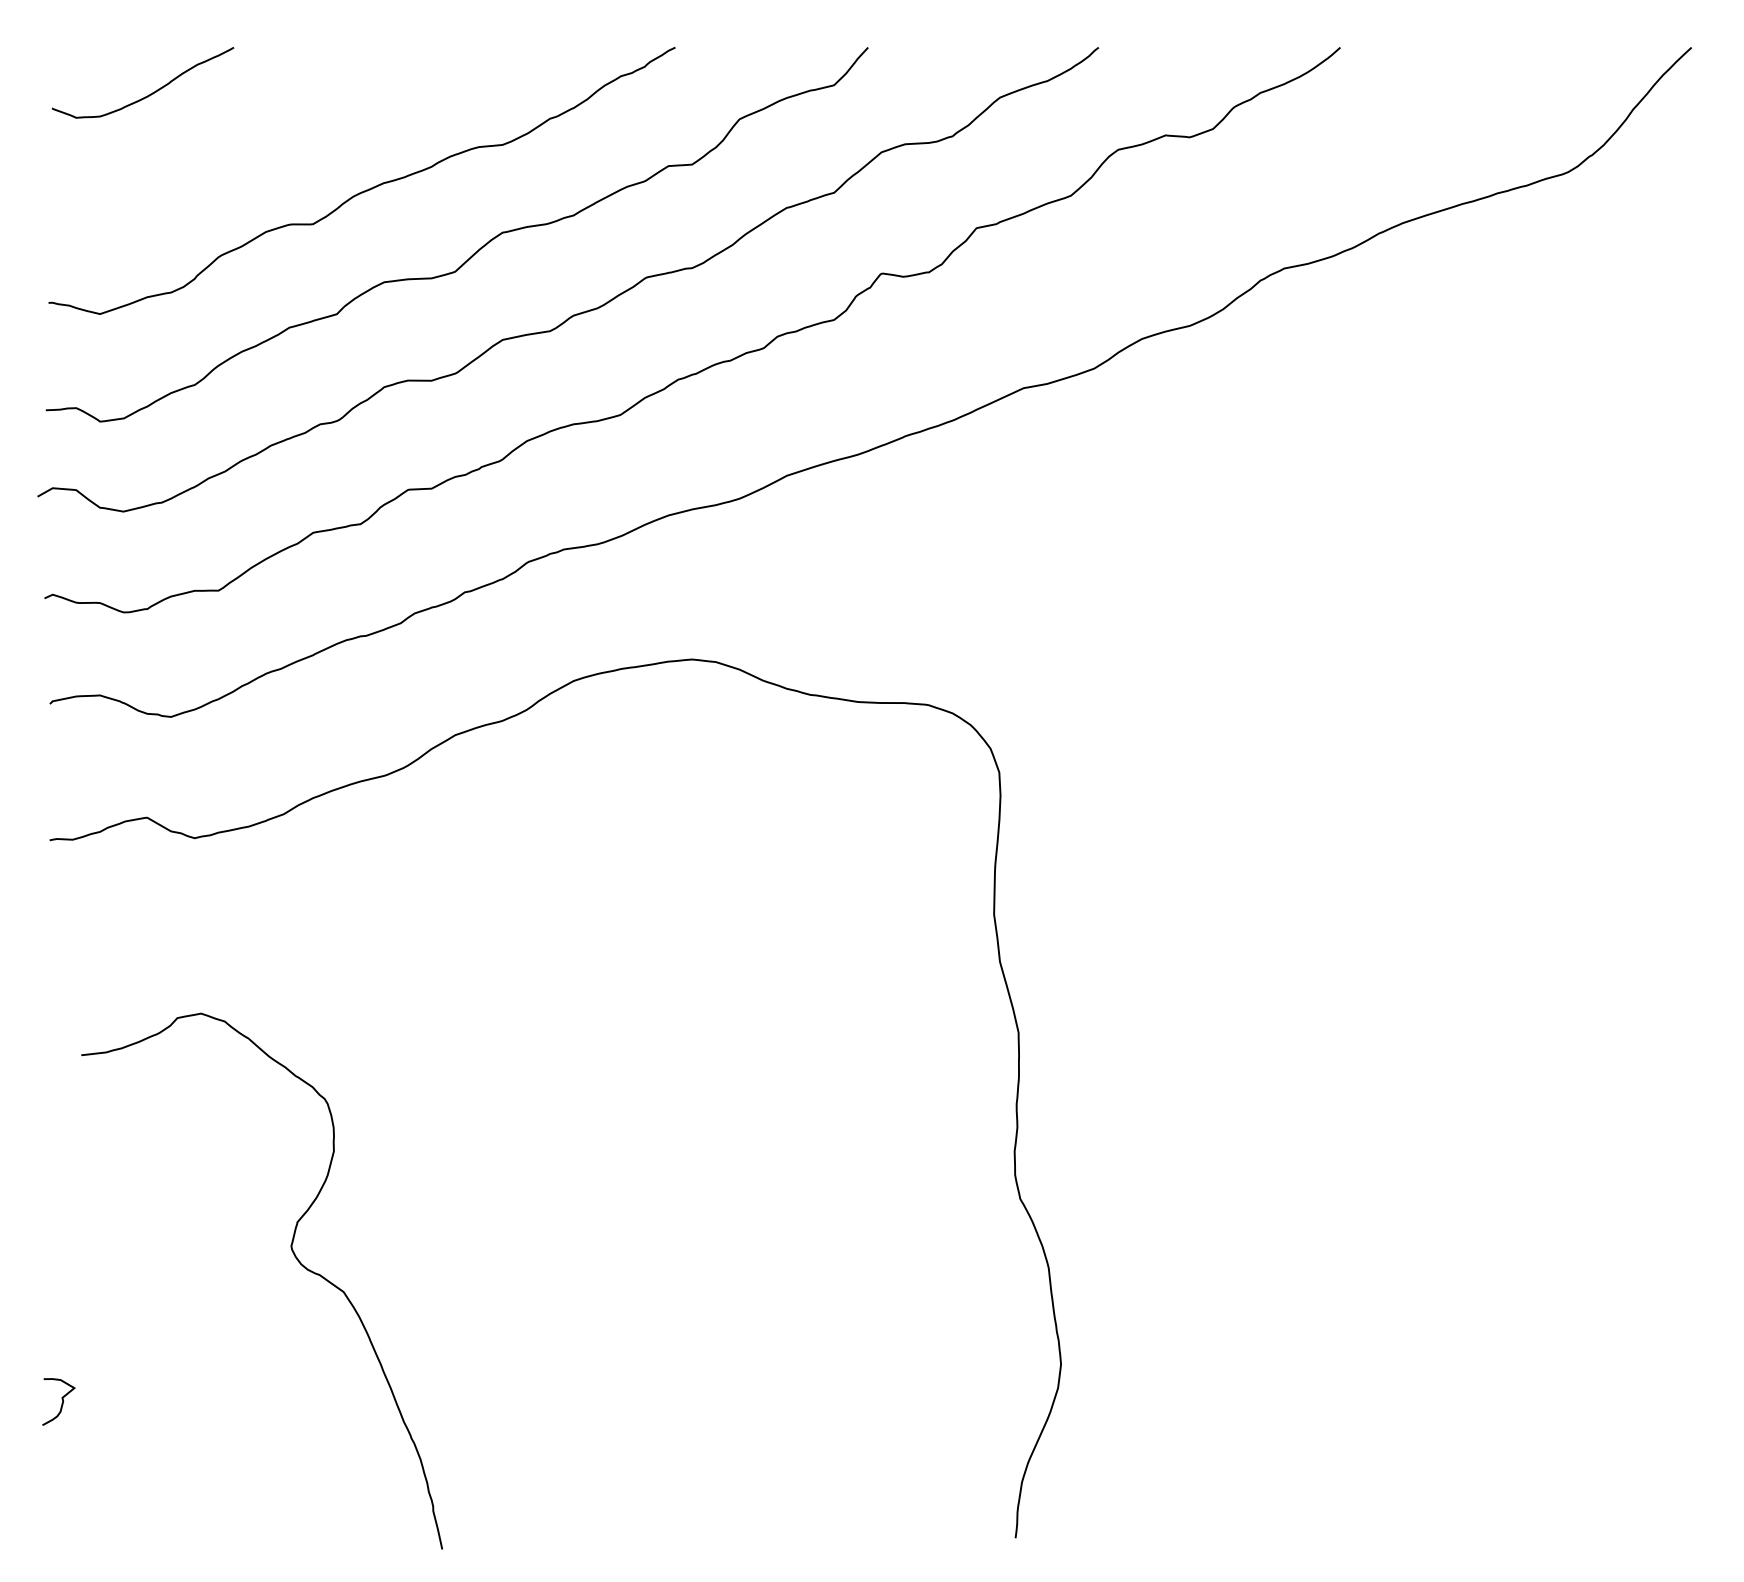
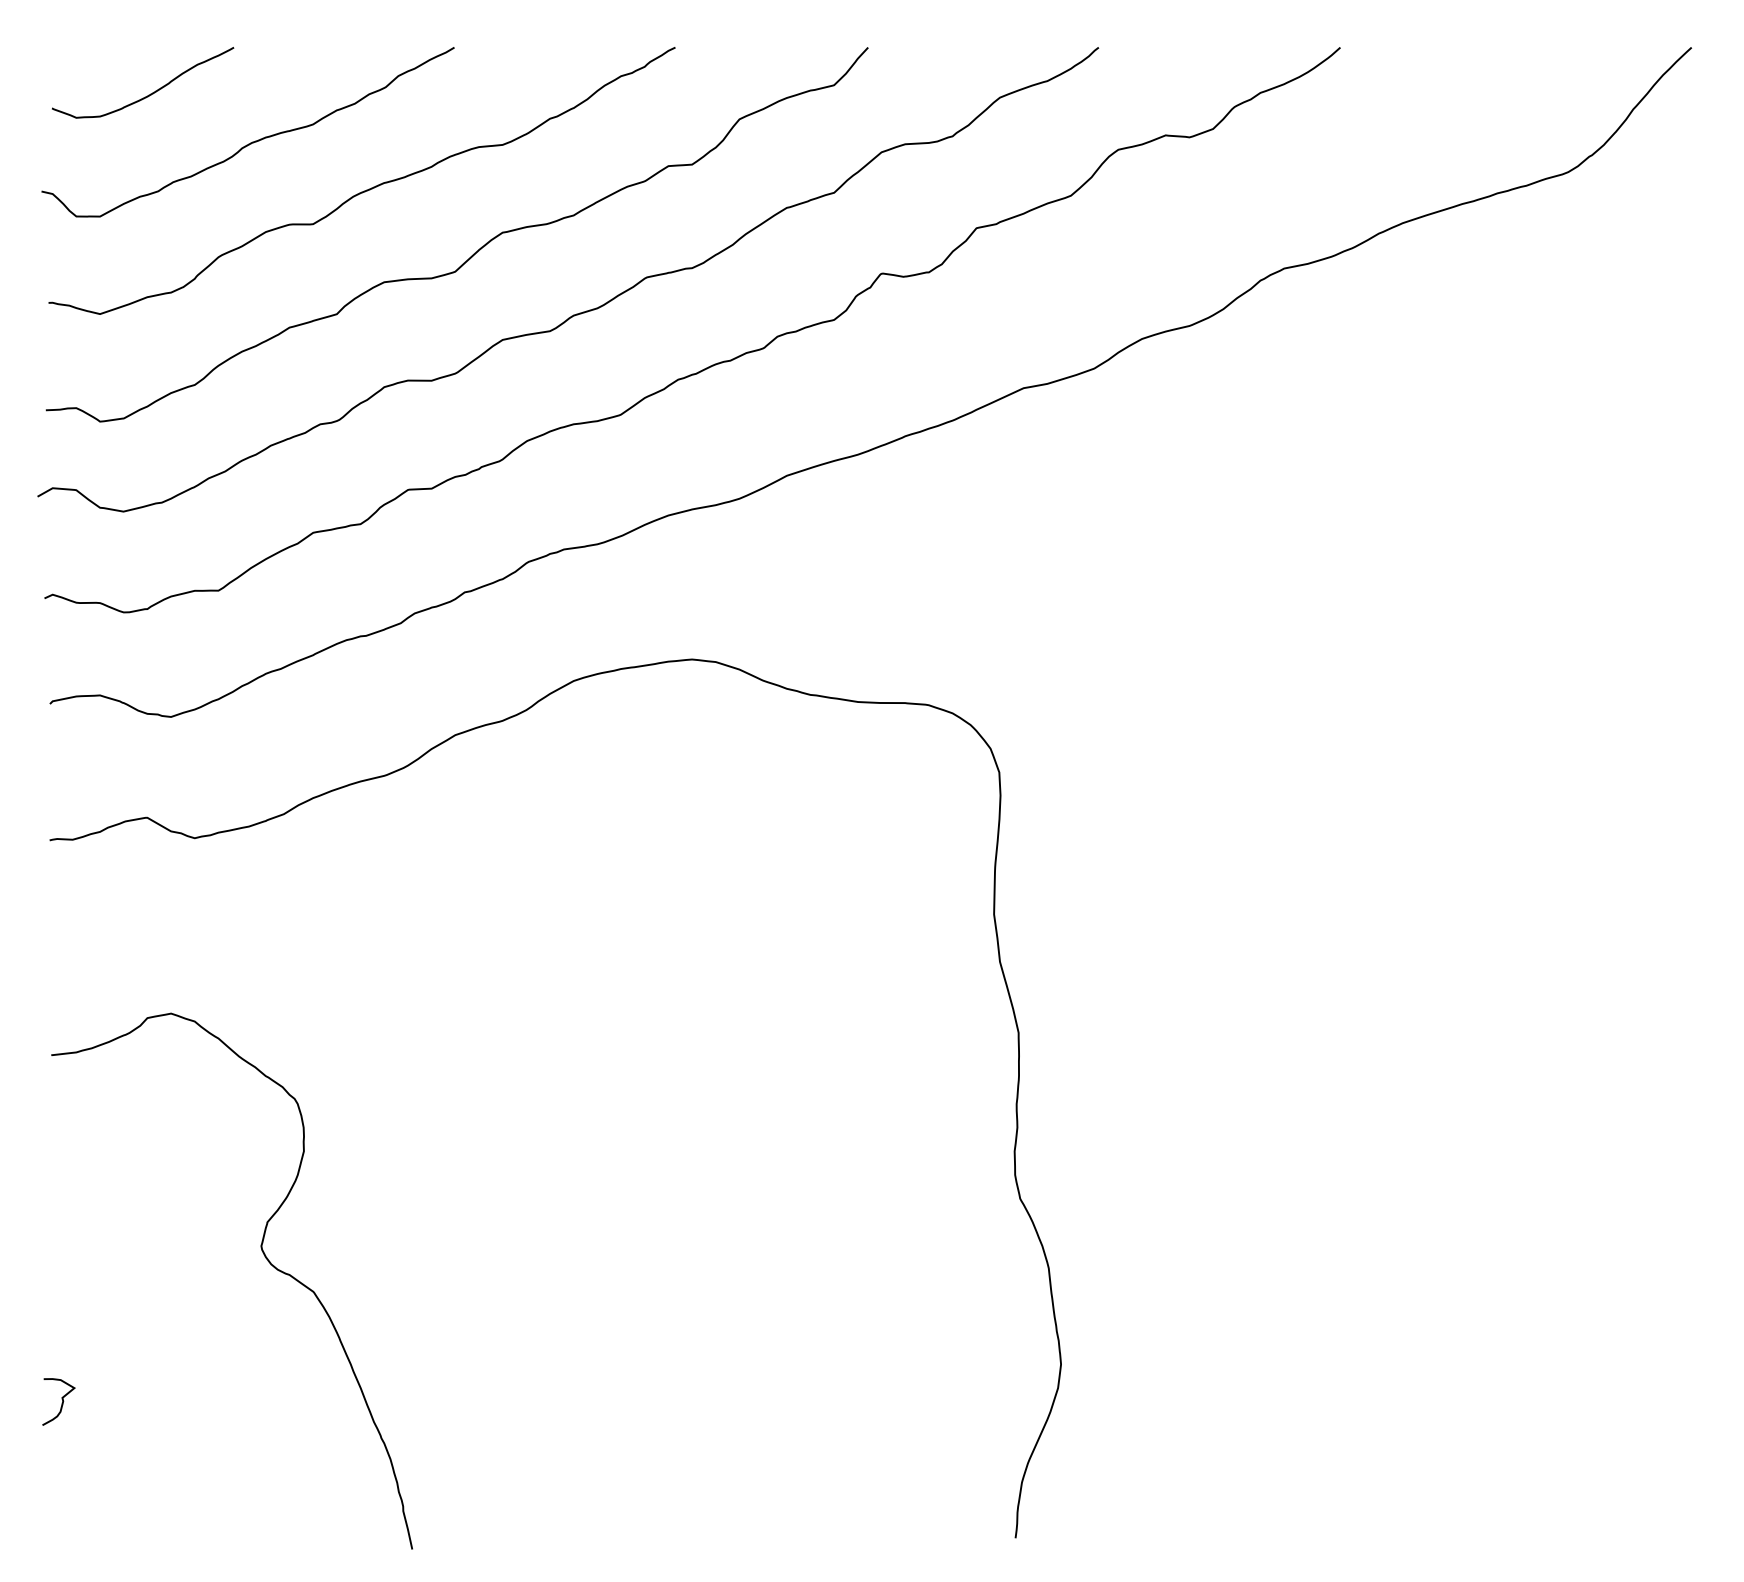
curve: none -> present (252, 141)
curve position: (295, 1258) -> (265, 1258) (265, 1258)
